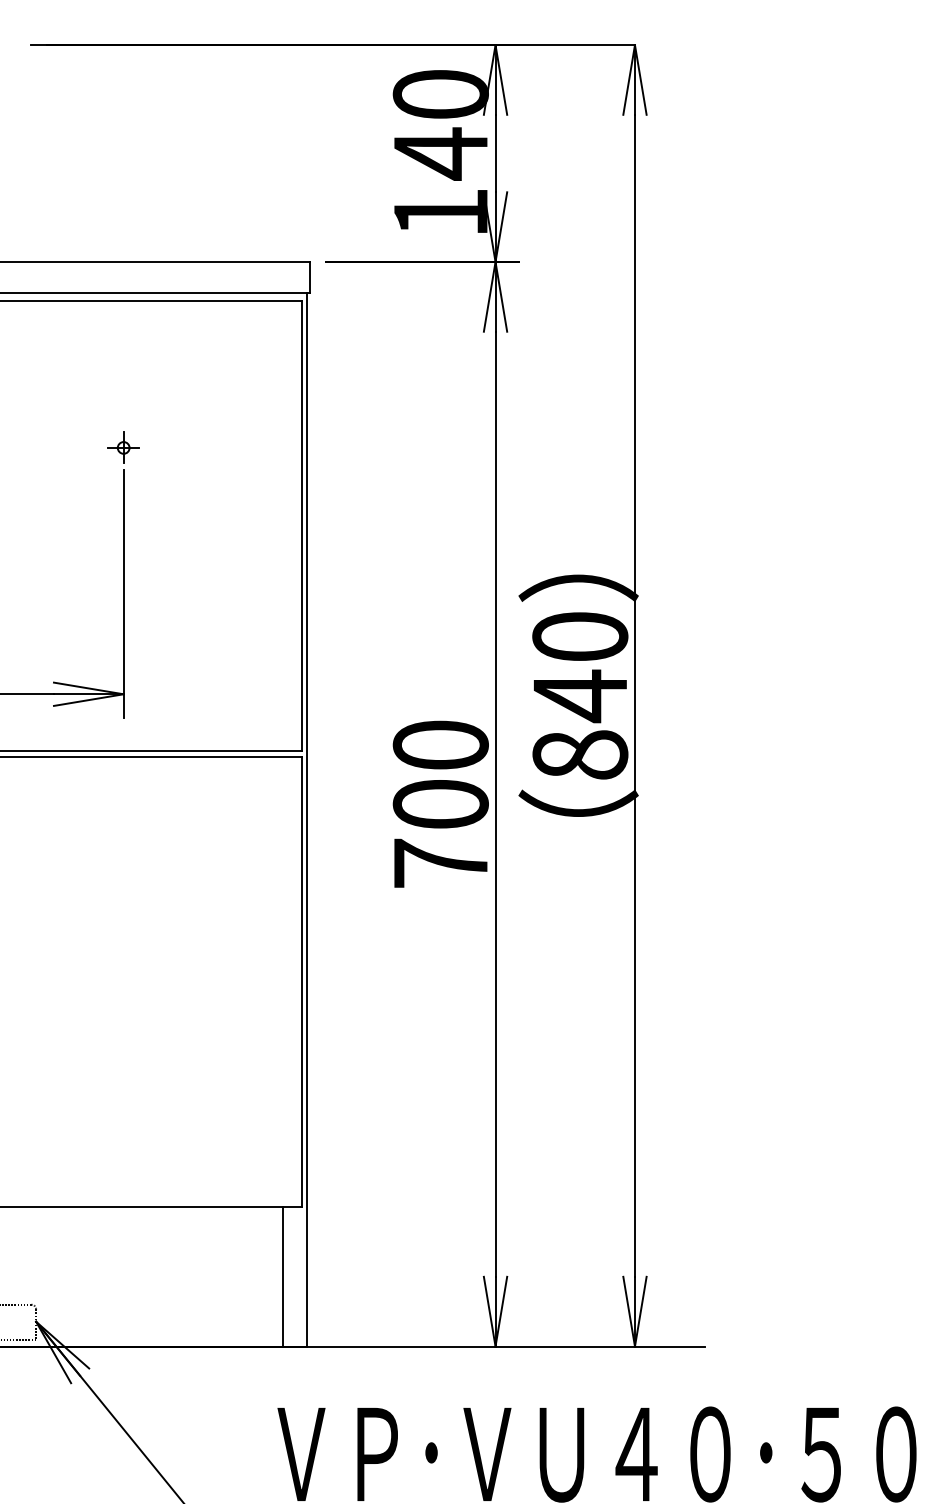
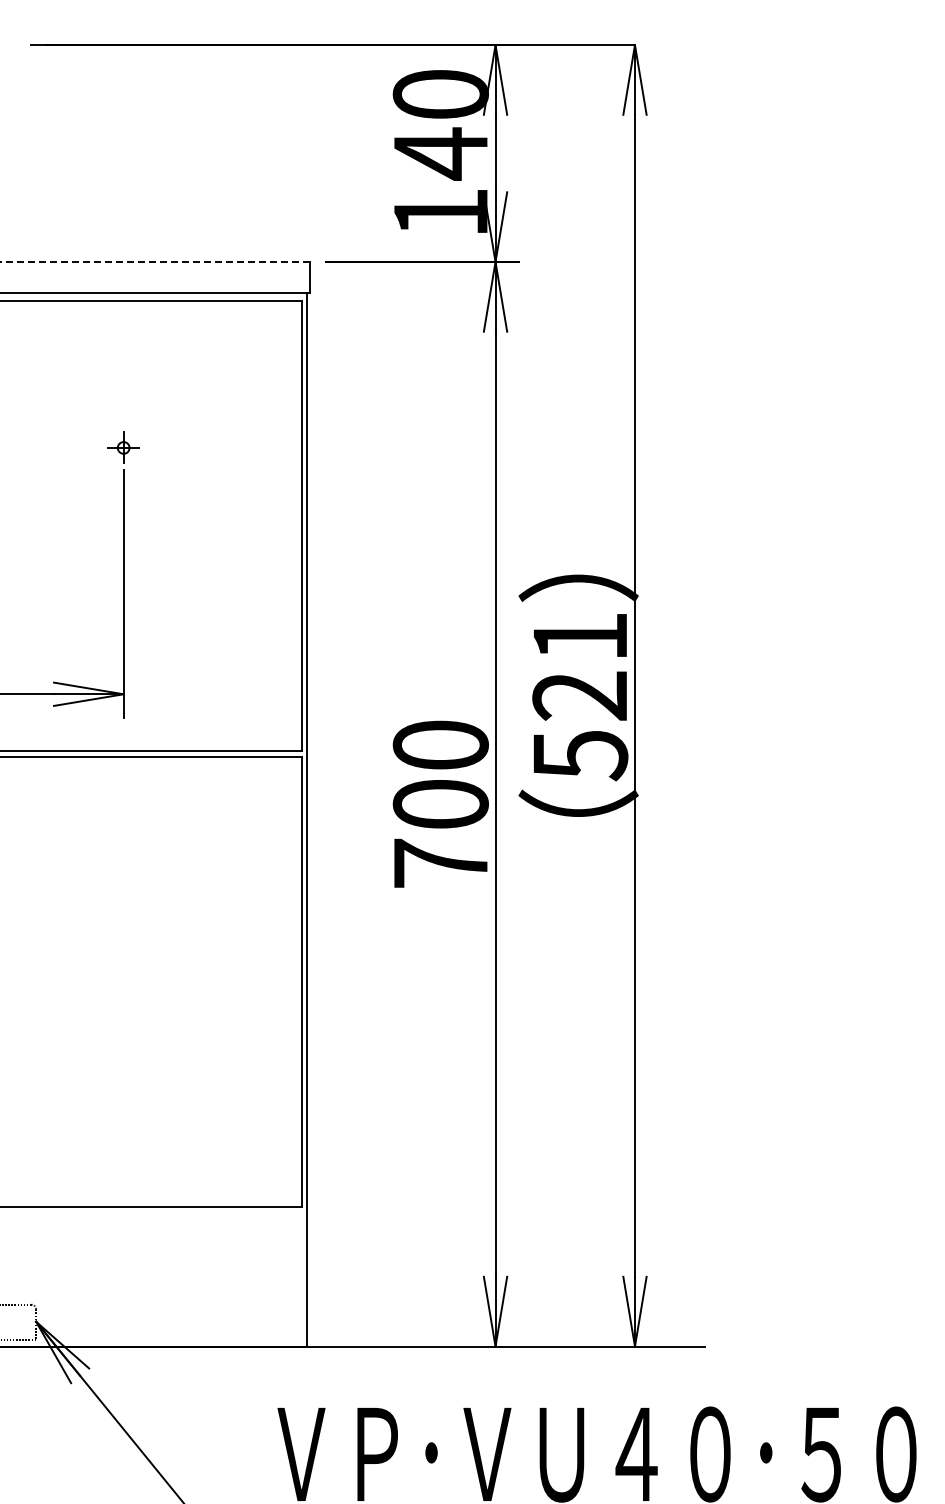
line: solid -> dashed (154, 262)
text: 840 -> 521 (580, 696)
line: present -> none (283, 1276)
